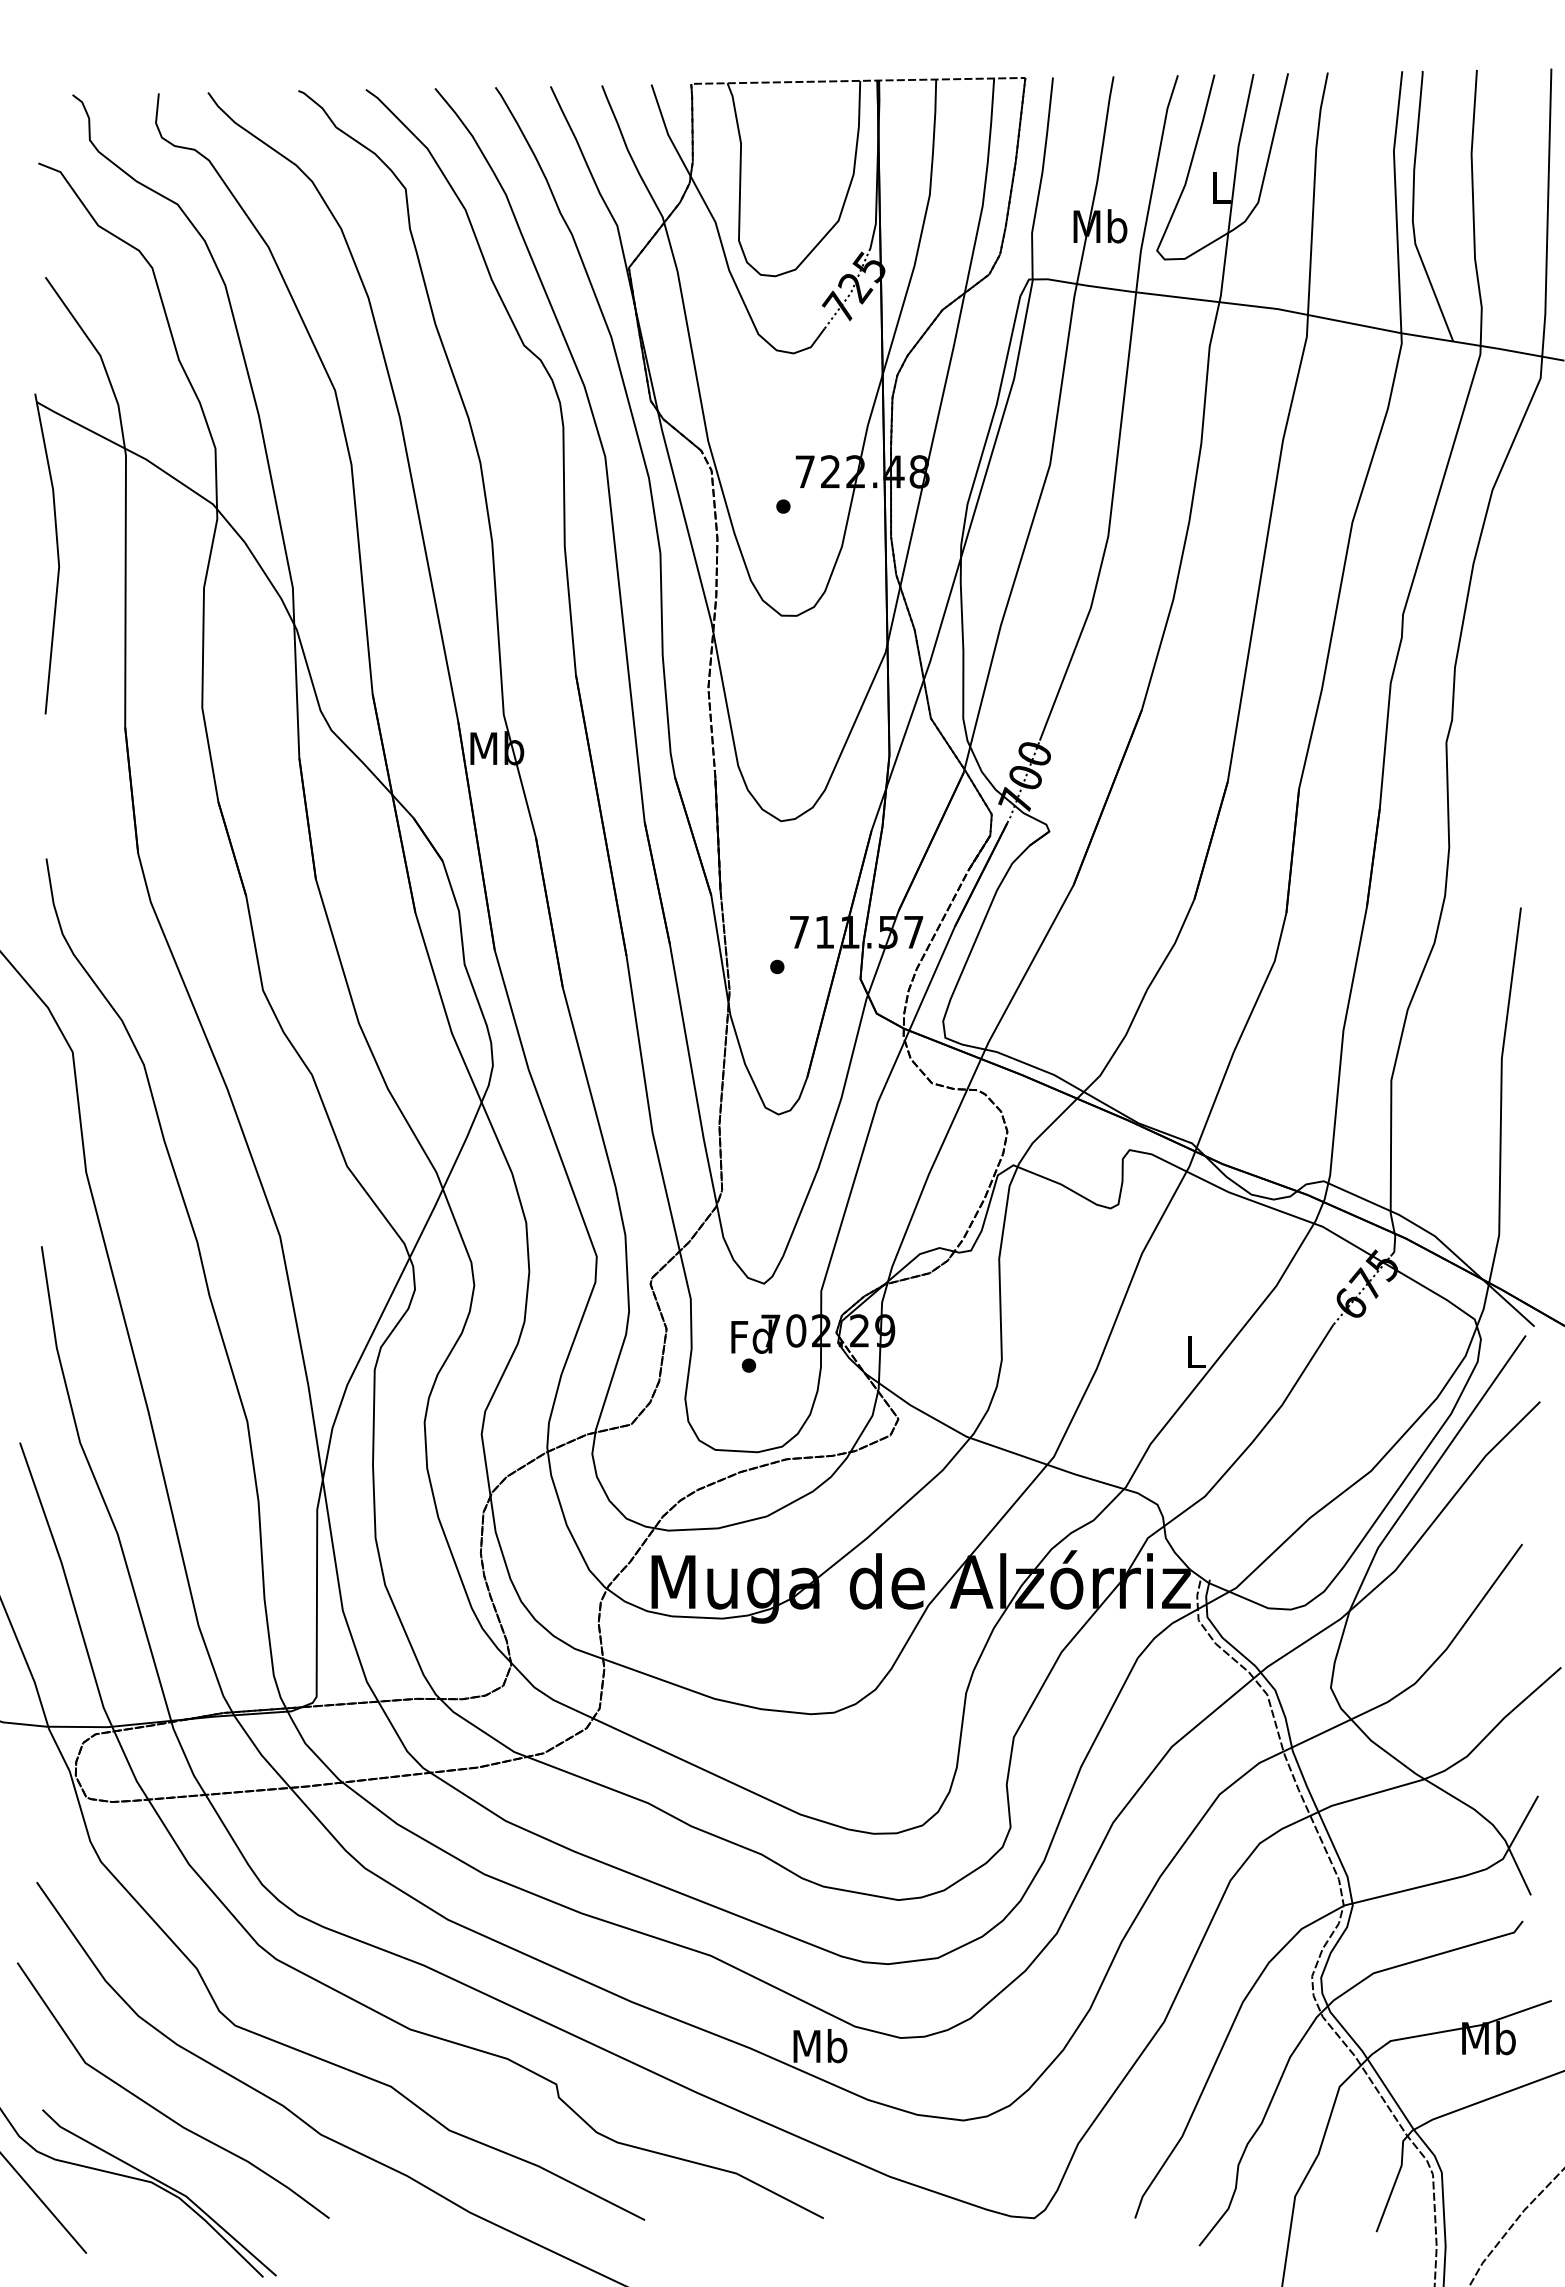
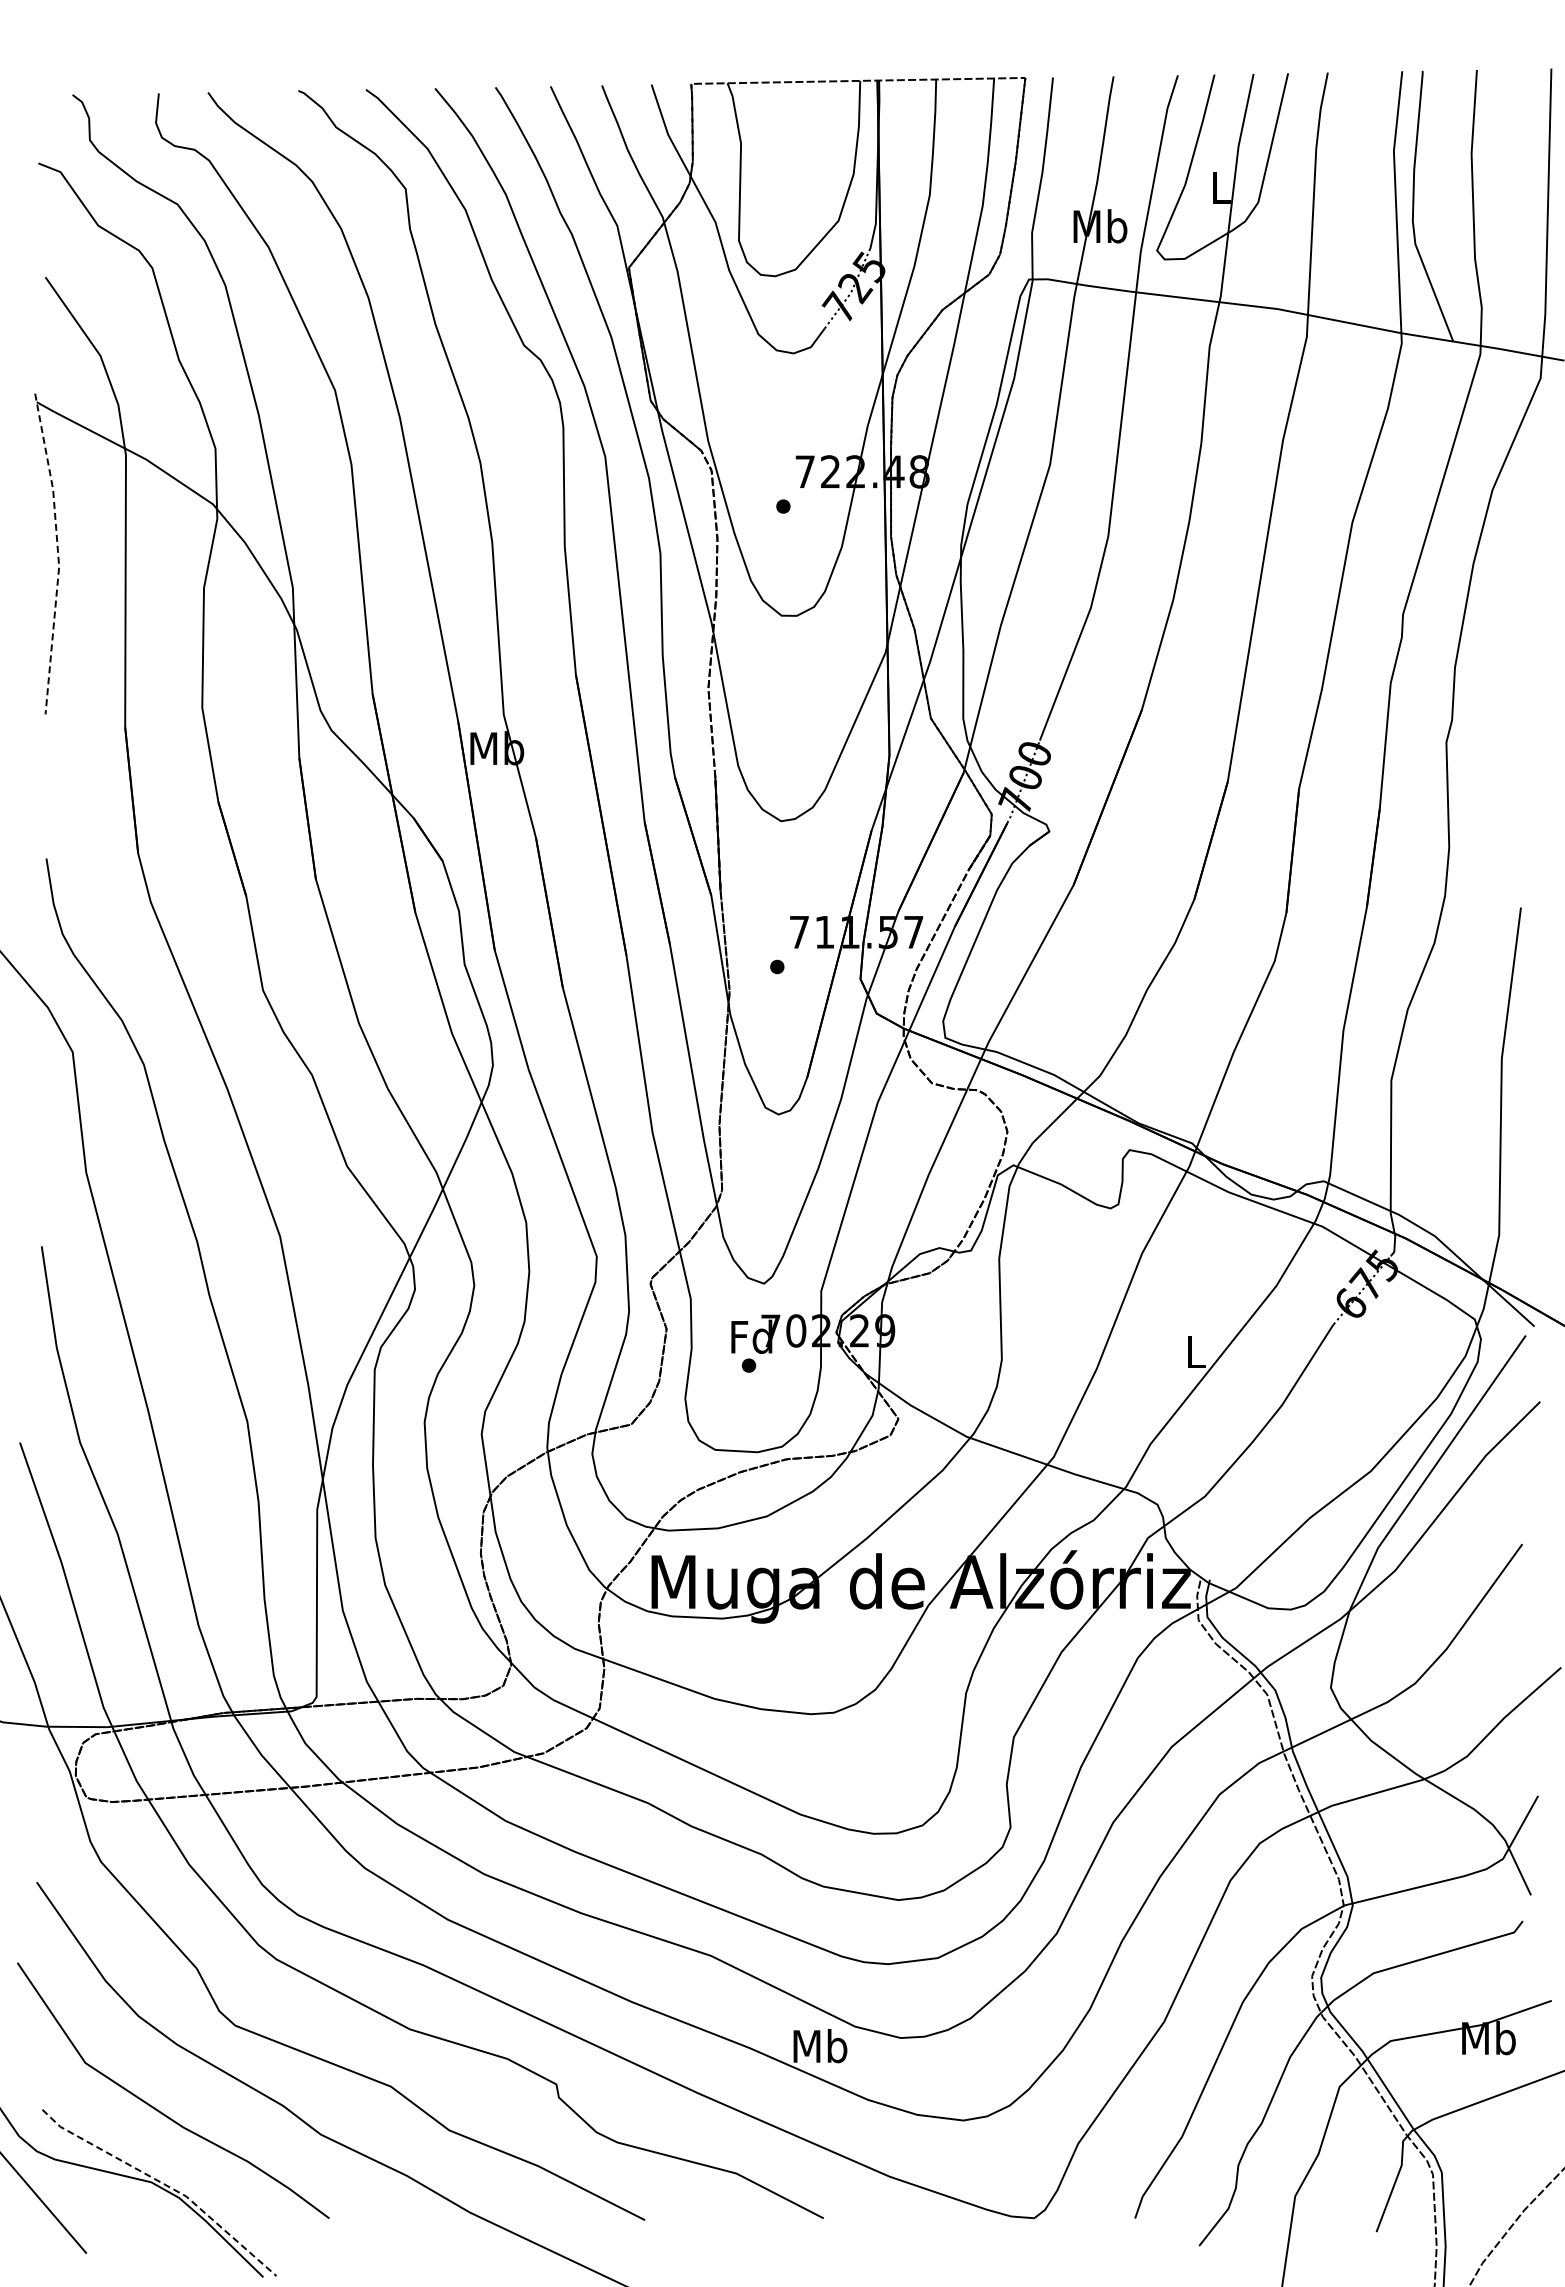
line: solid -> dashed (58, 553)
line: solid -> dashed (165, 2184)
